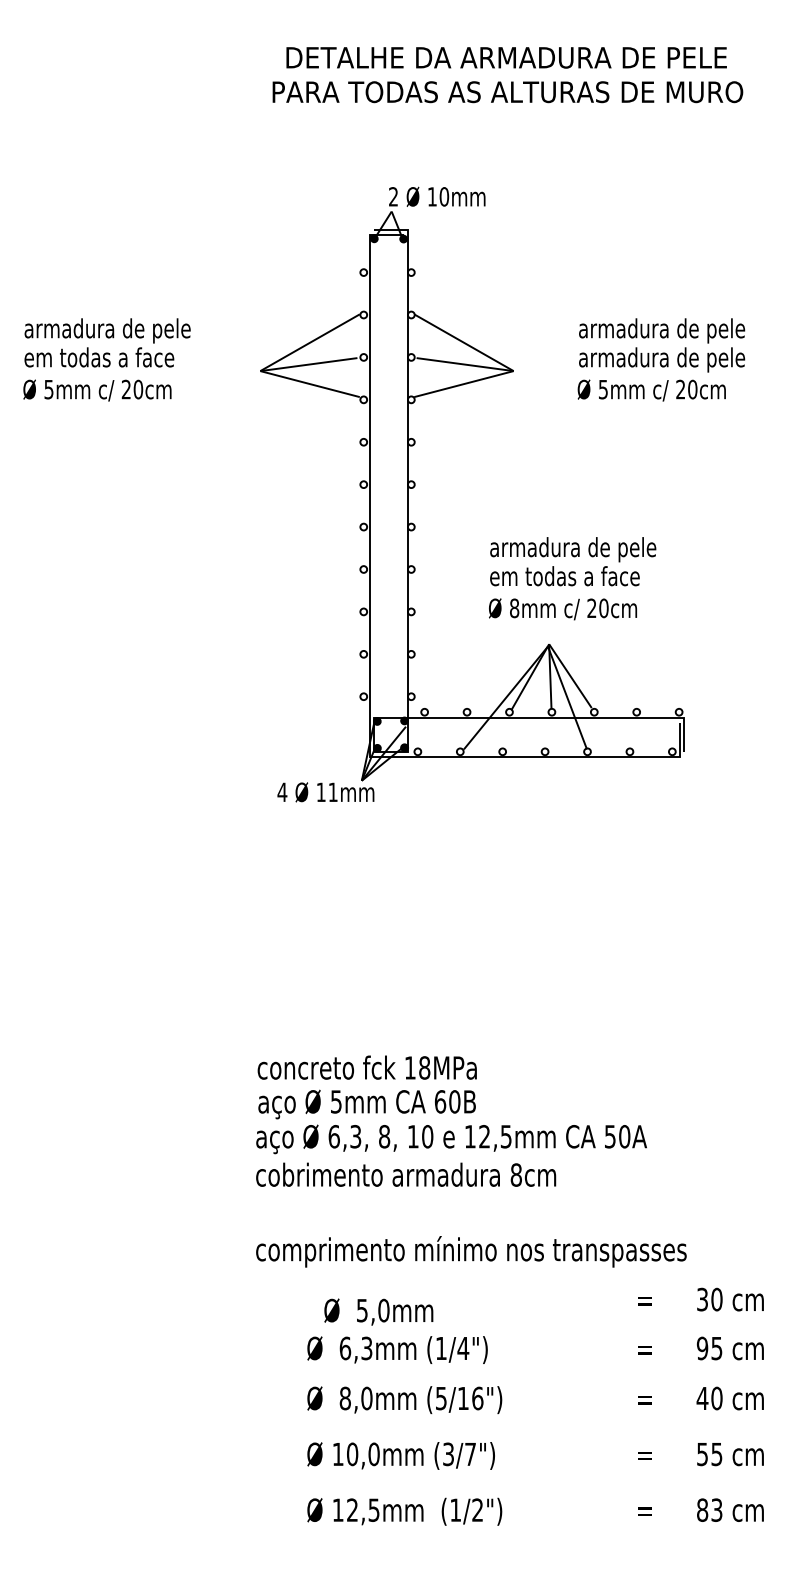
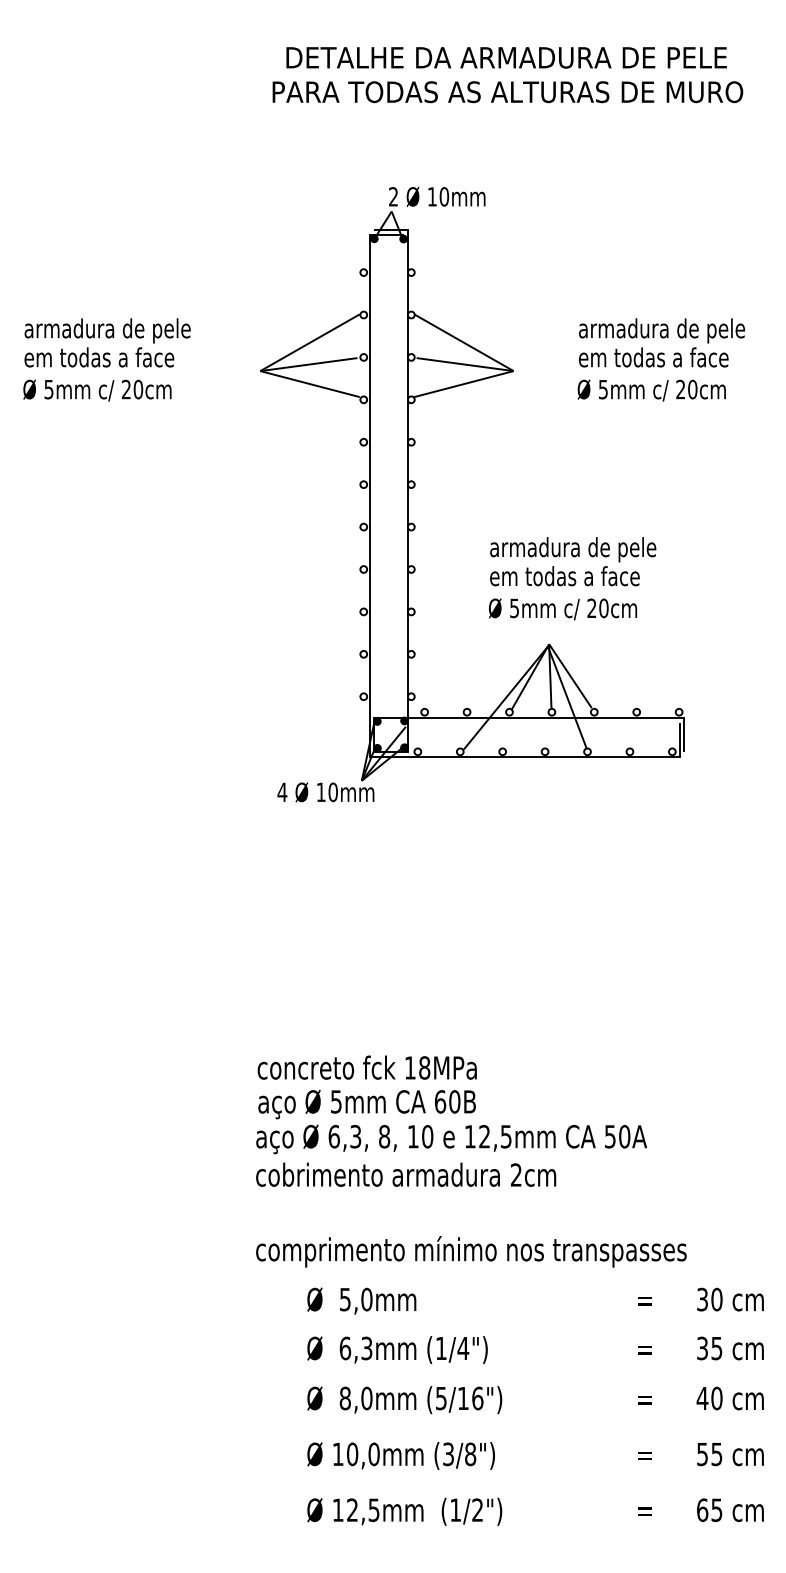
text: armadura de pele -> em todas a face (661, 359)
text: 8mm -> 5mm (514, 608)
text: 11mm -> 10mm (332, 792)
text: 8cm -> 2cm (515, 1174)
text position: (378, 1311) -> (361, 1300) (361, 1300)
text: 95 -> 35 (702, 1347)
text: (3/7") -> (3/8") (470, 1454)
text: 83 -> 65 (709, 1509)
